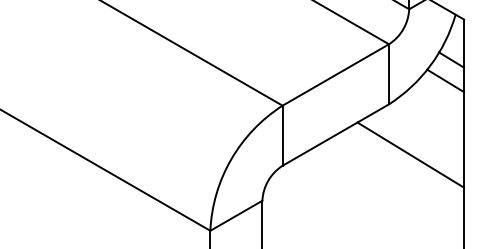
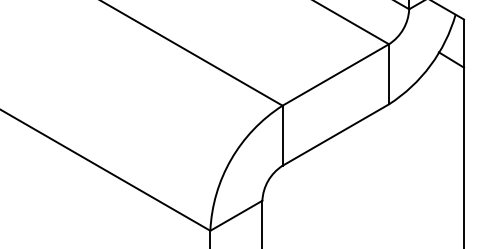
line: present -> none (445, 80)
line: present -> none (410, 154)
